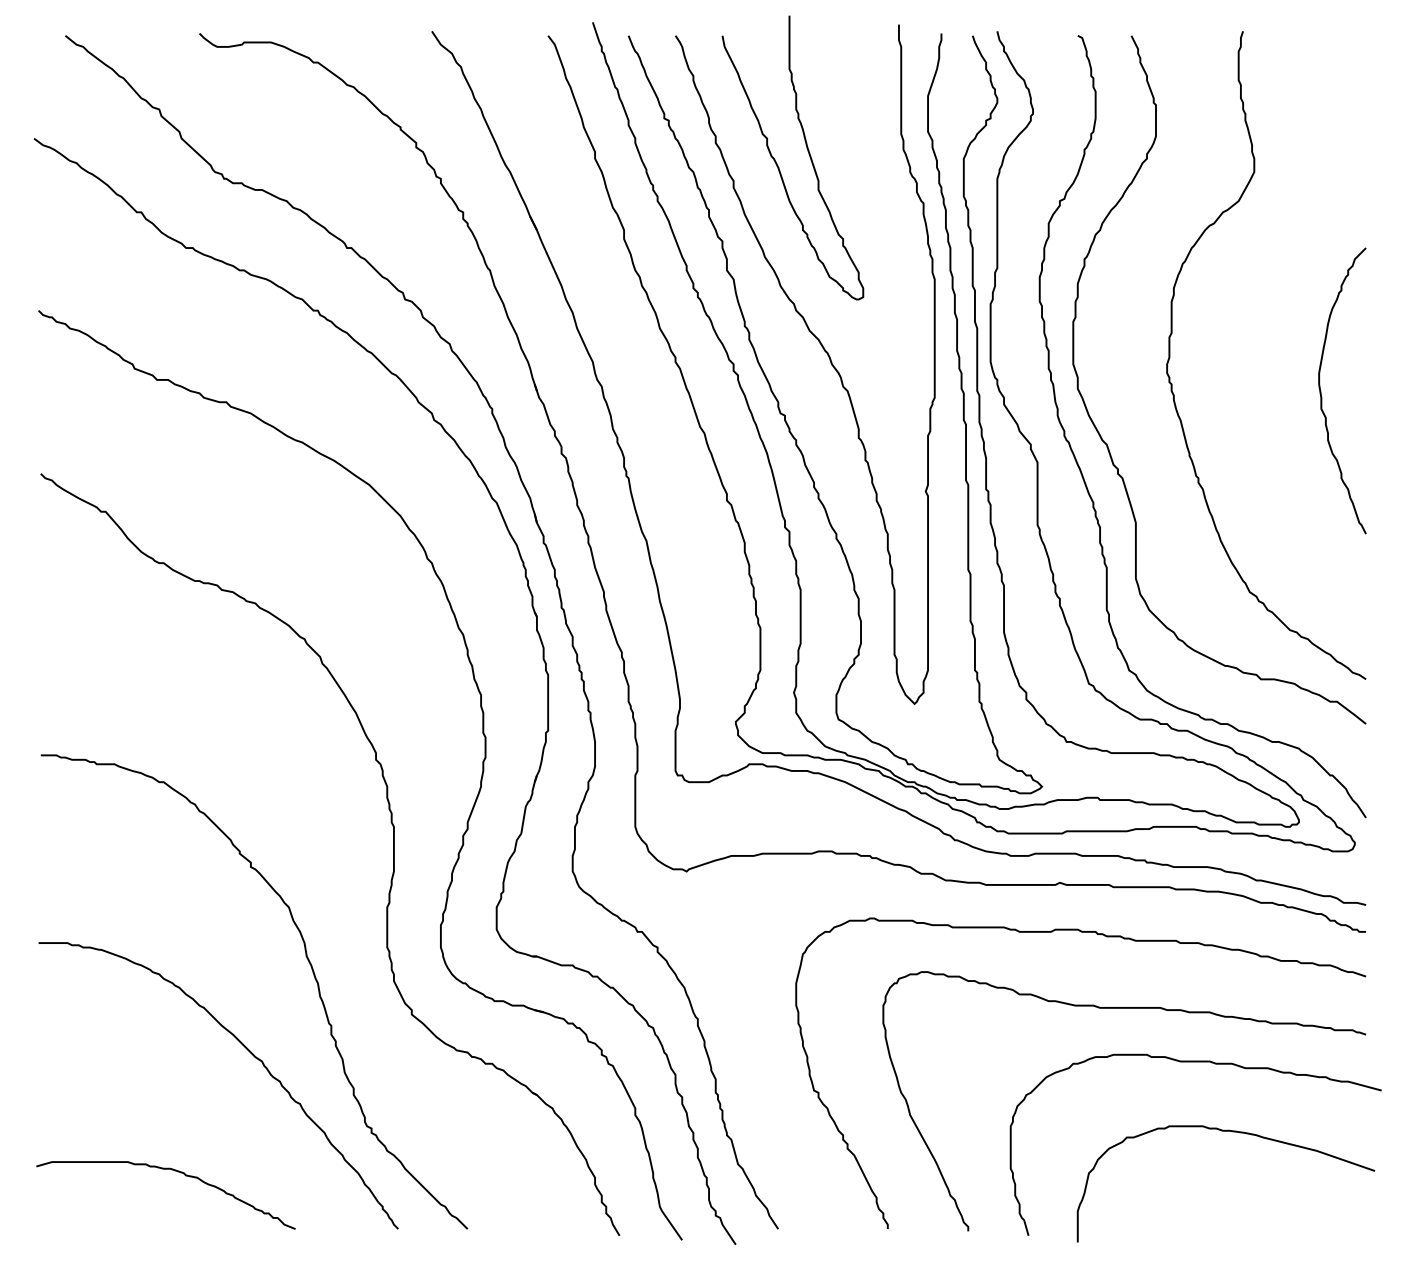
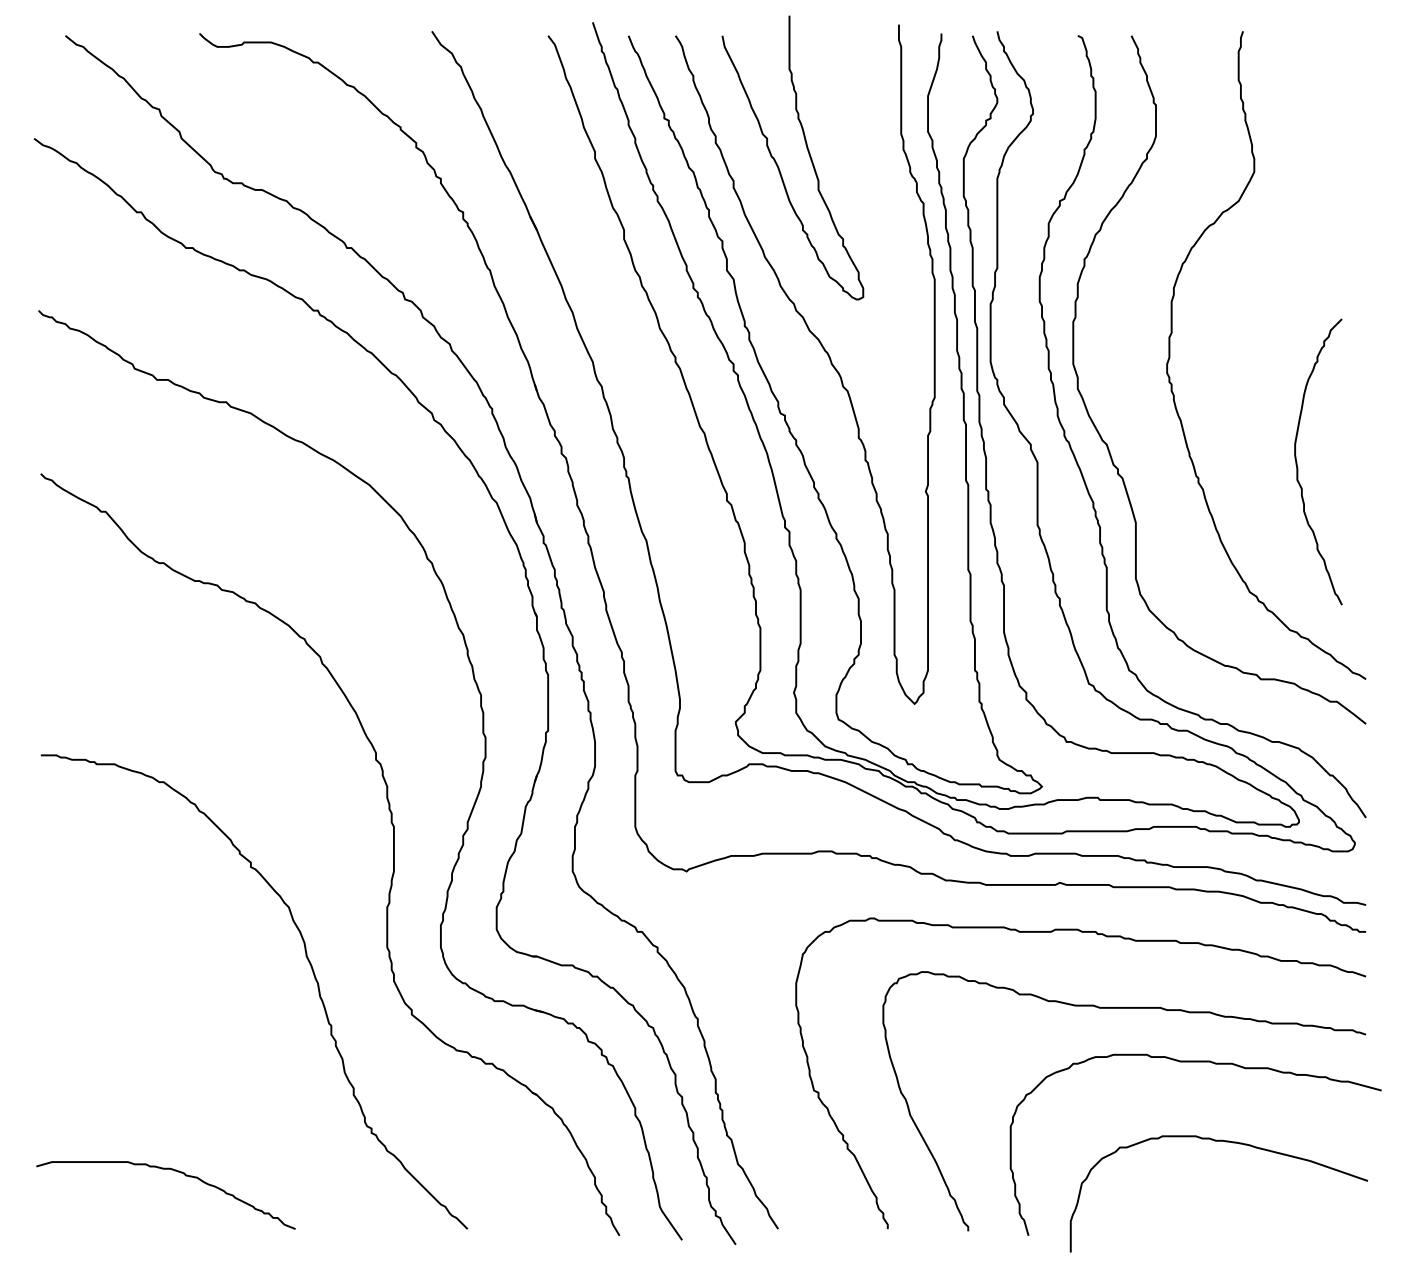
curve position: (1321, 390) -> (1297, 461) (1297, 461)
part: present -> none (250, 1053)
curve position: (1232, 1132) -> (1225, 1142) (1225, 1142)
